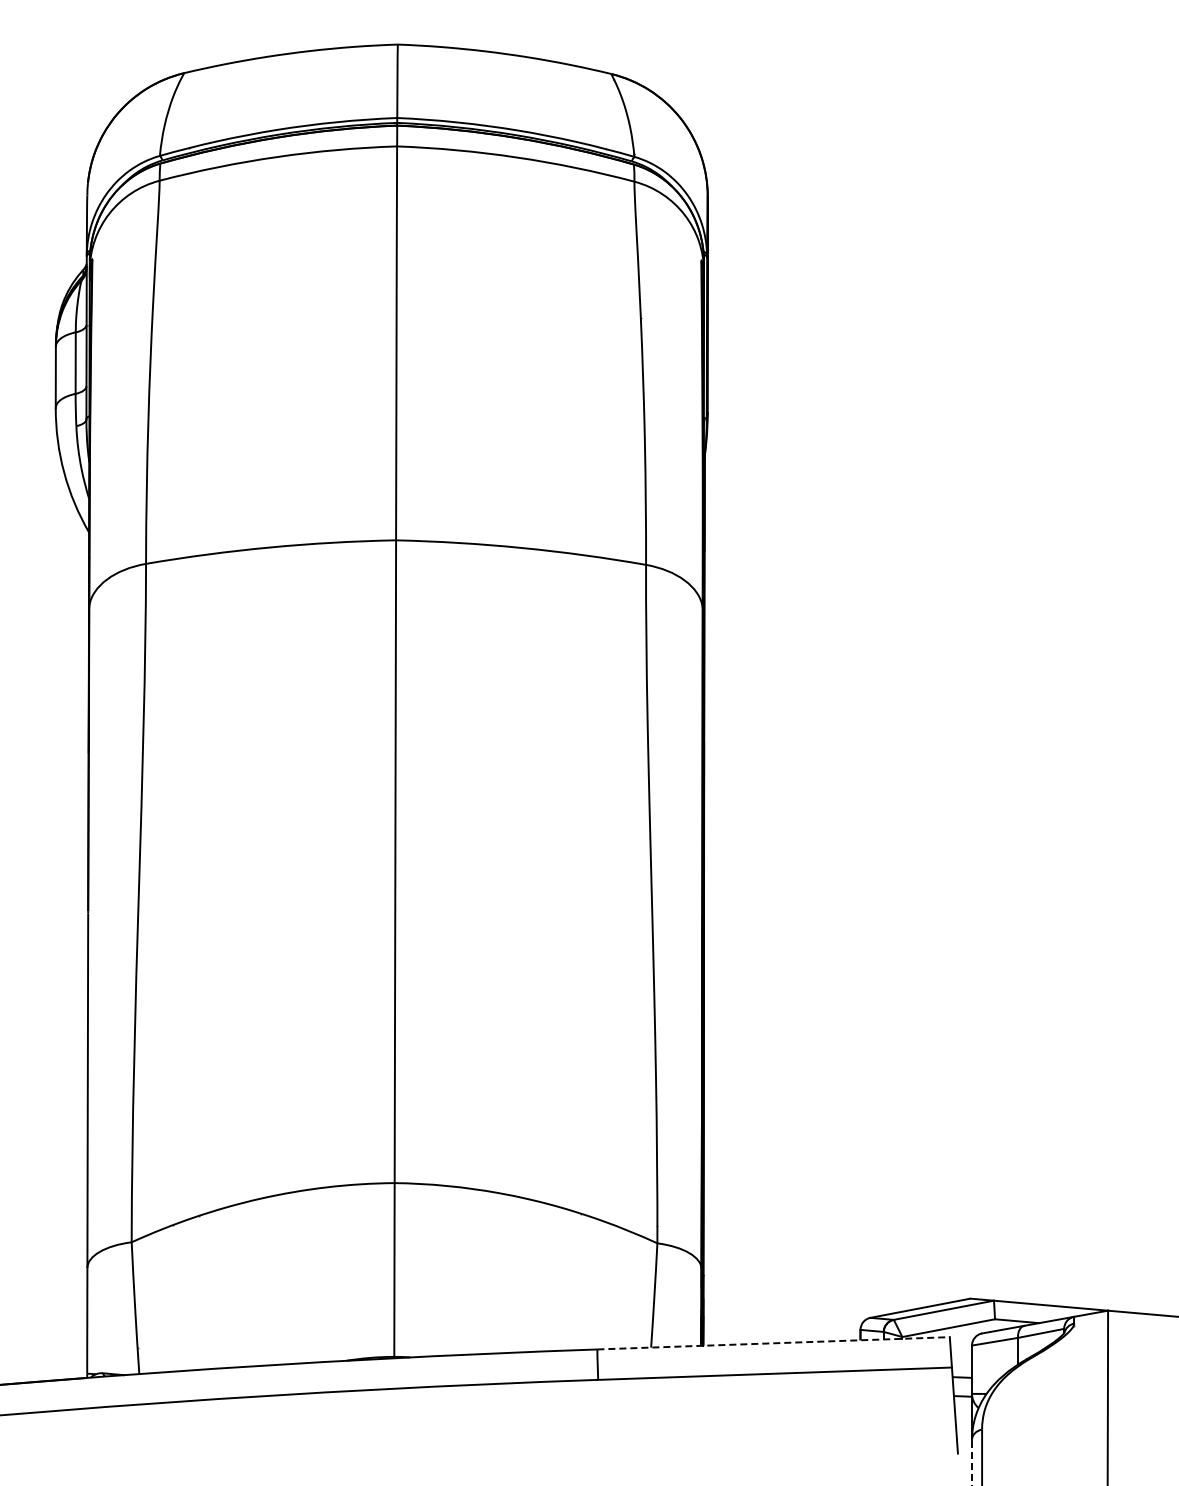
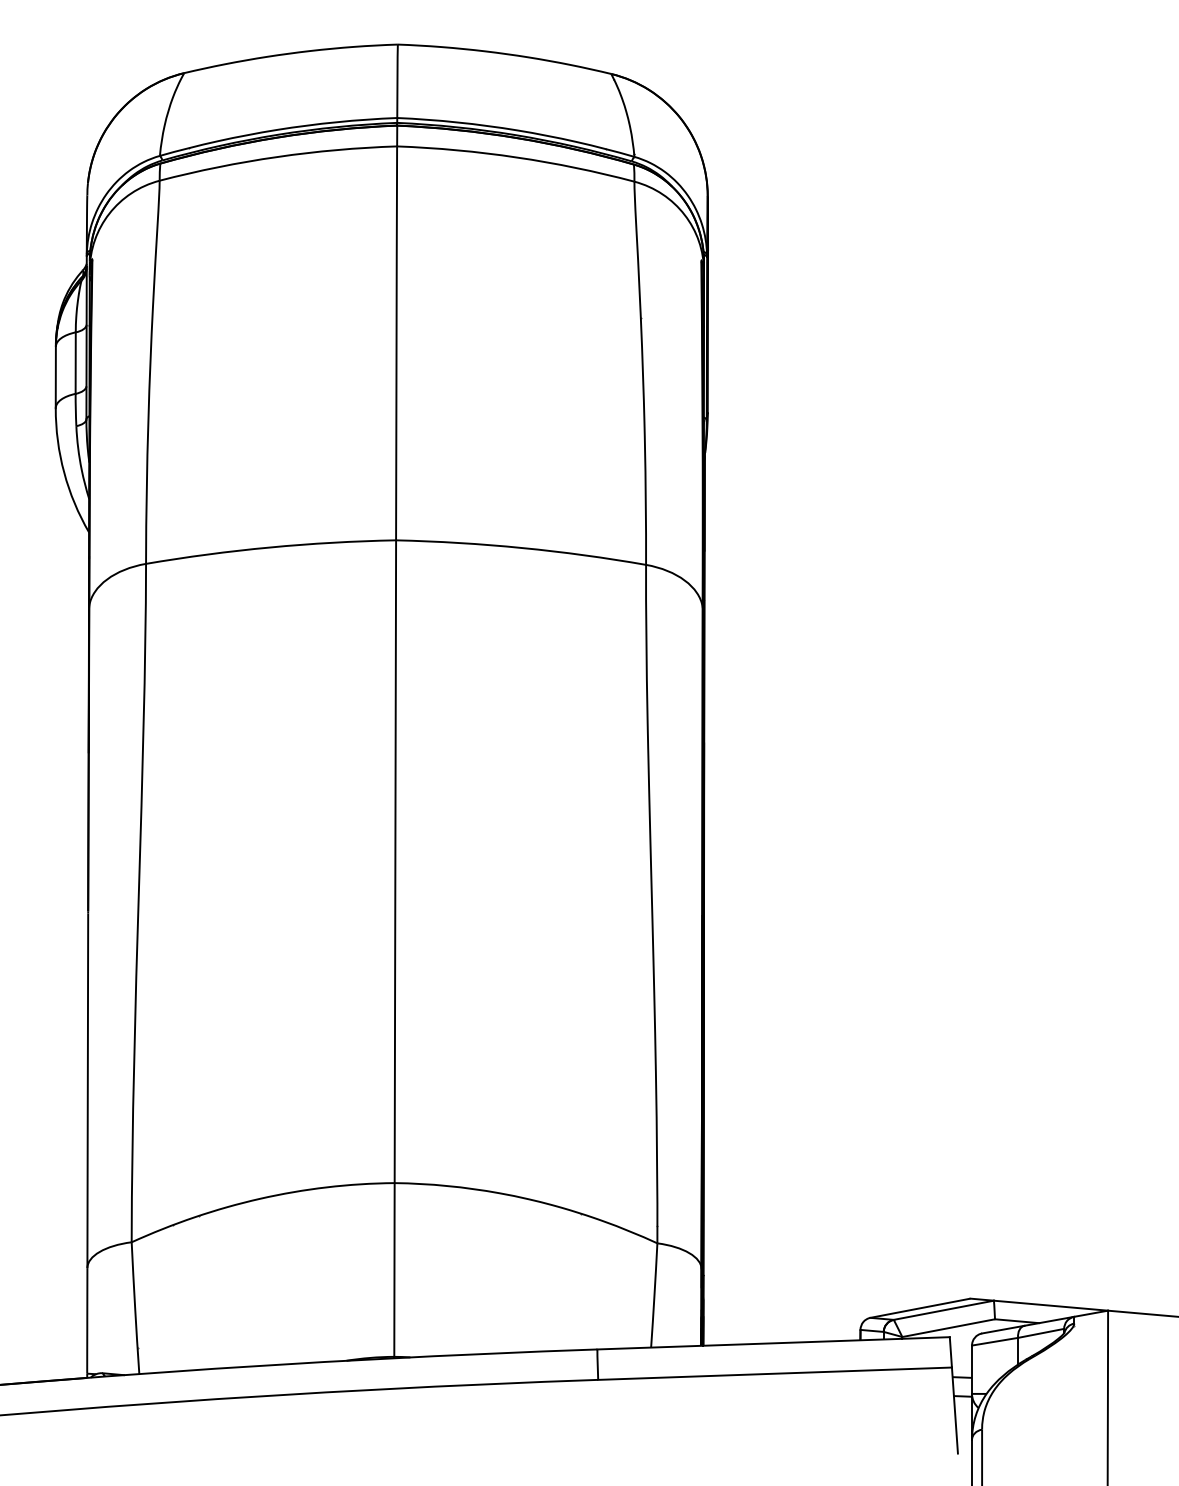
line: dashed -> solid (774, 1343)
line: dashed -> solid (972, 1462)
